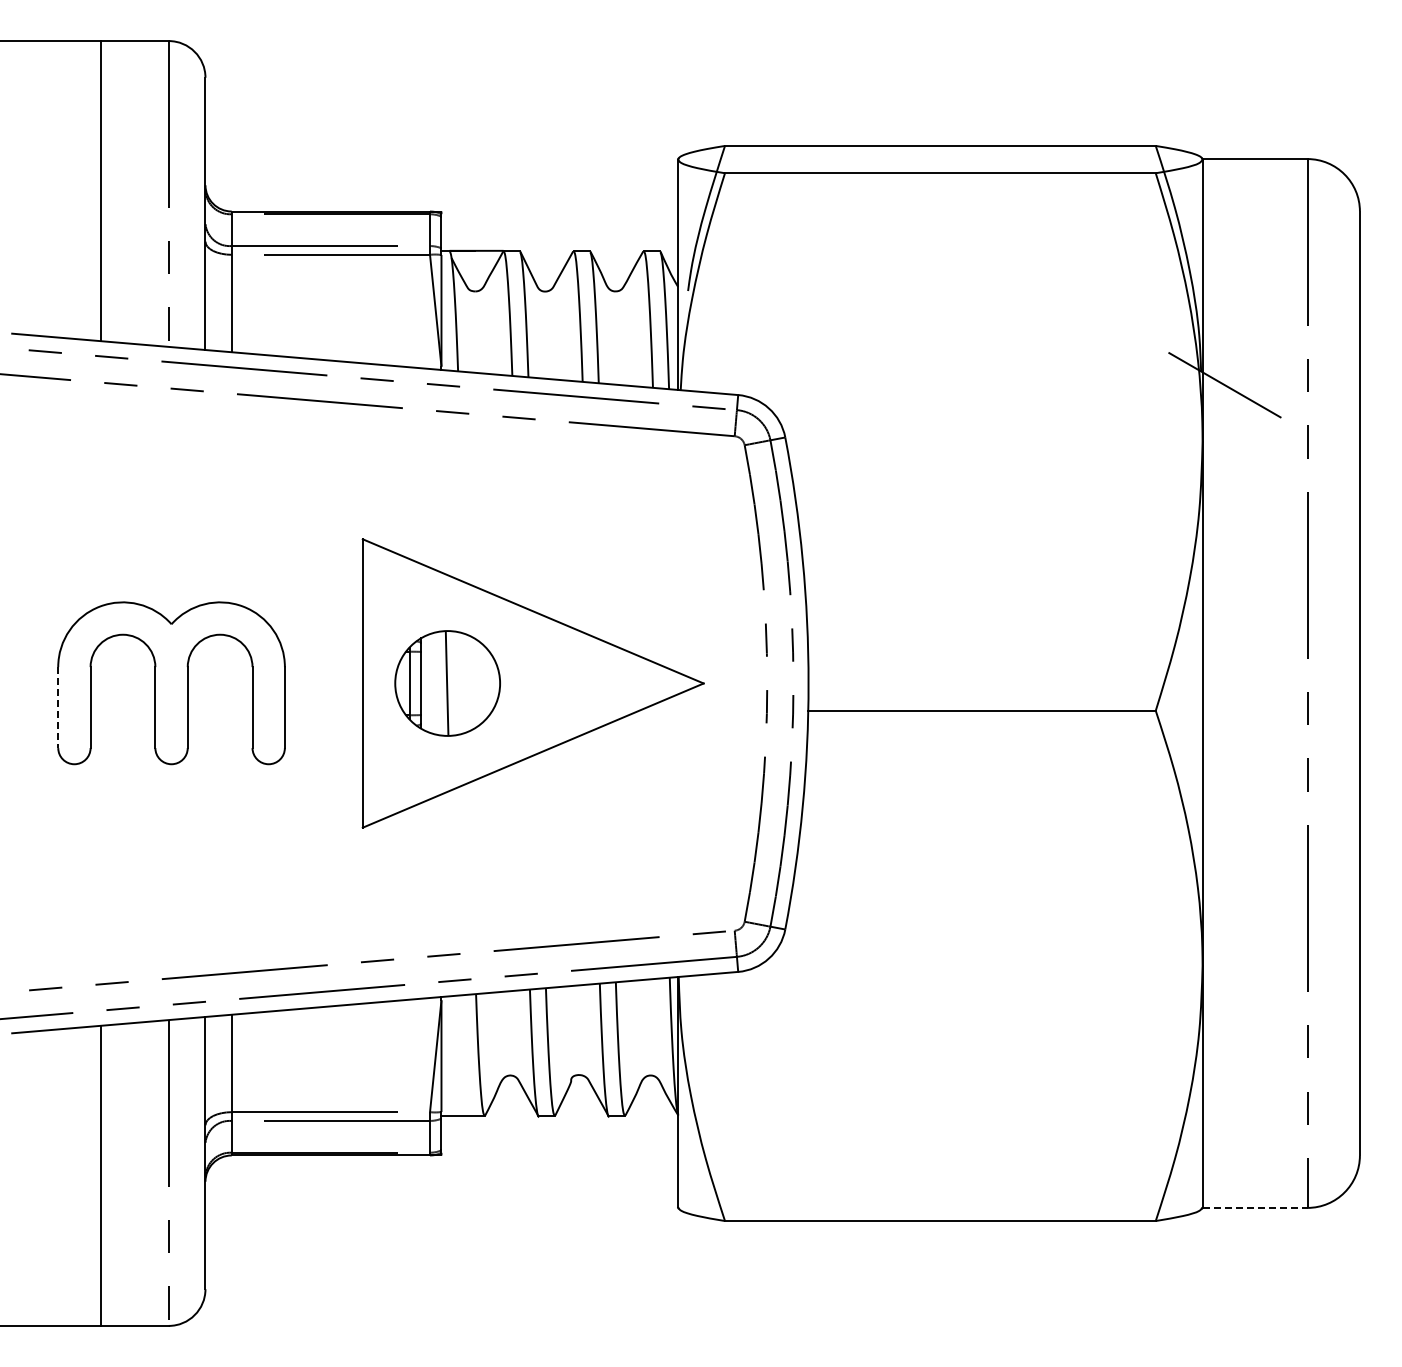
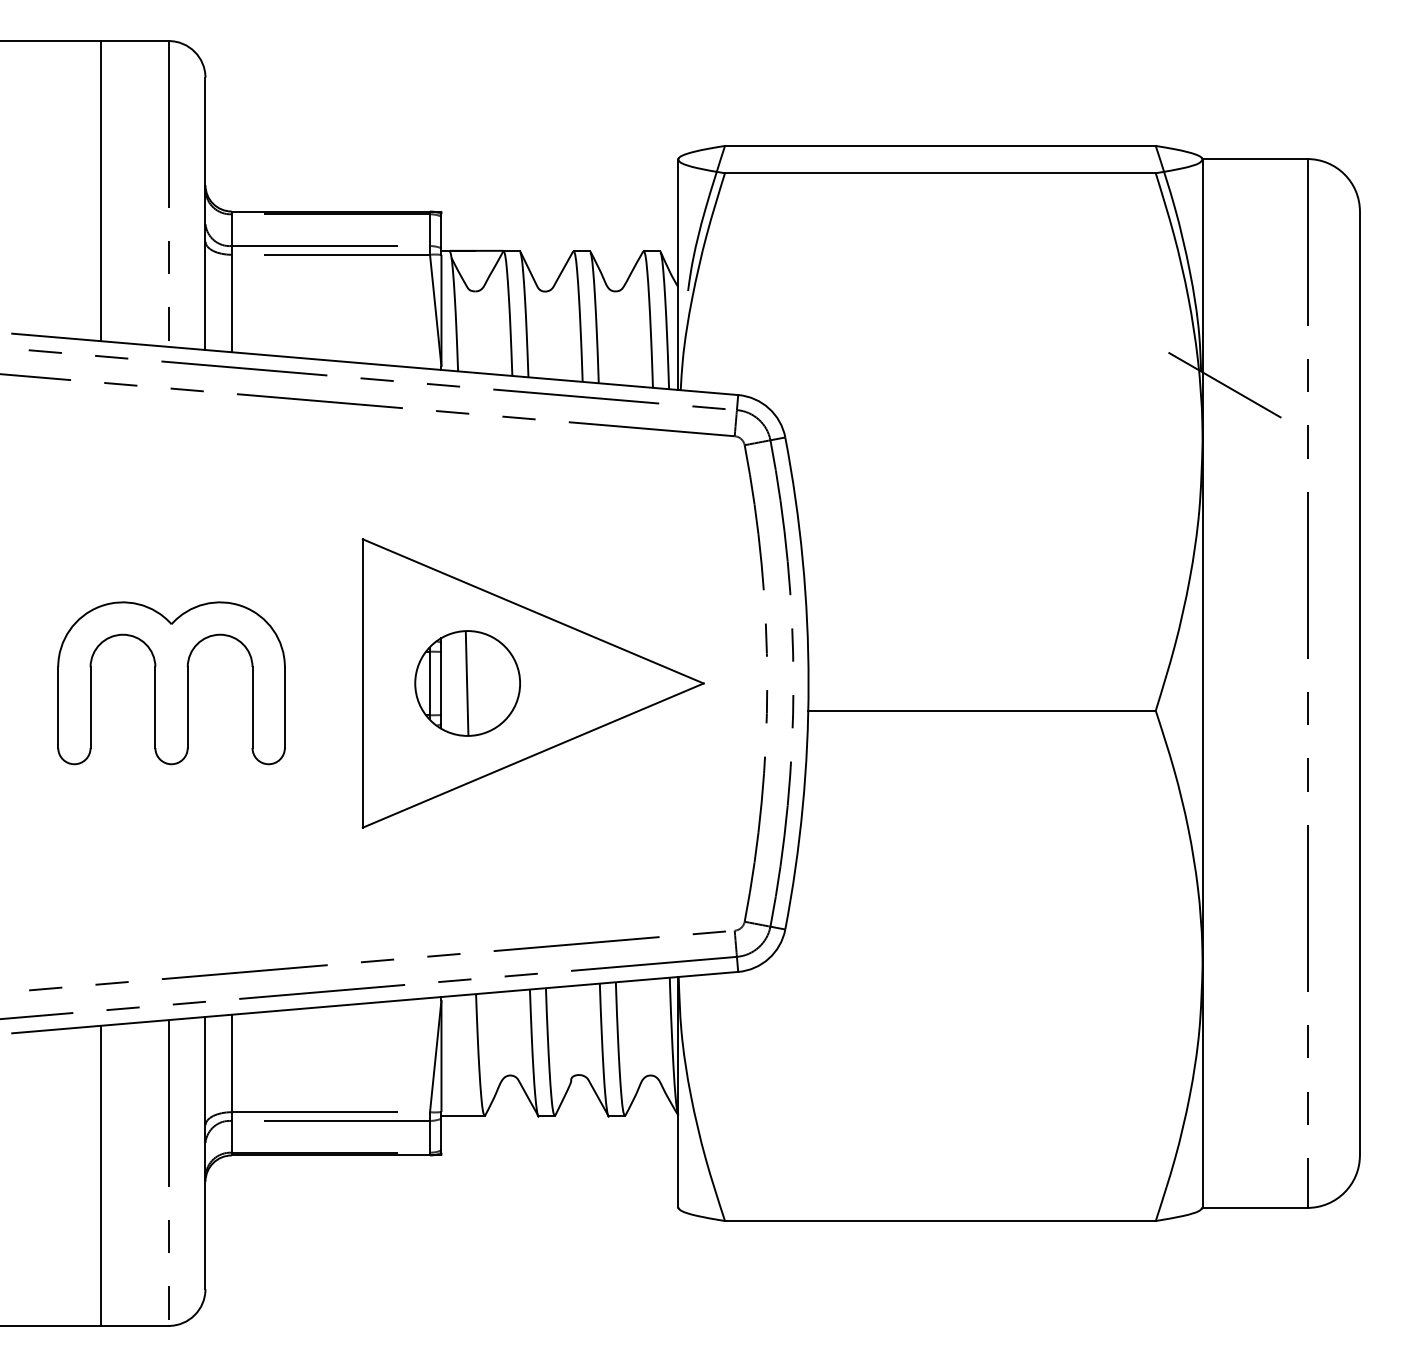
part position: (447, 683) -> (467, 683) (467, 683)
line: dashed -> solid (58, 708)
line: dashed -> solid (1255, 1207)
